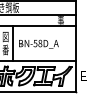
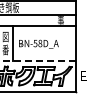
line: solid -> dashed (38, 61)
